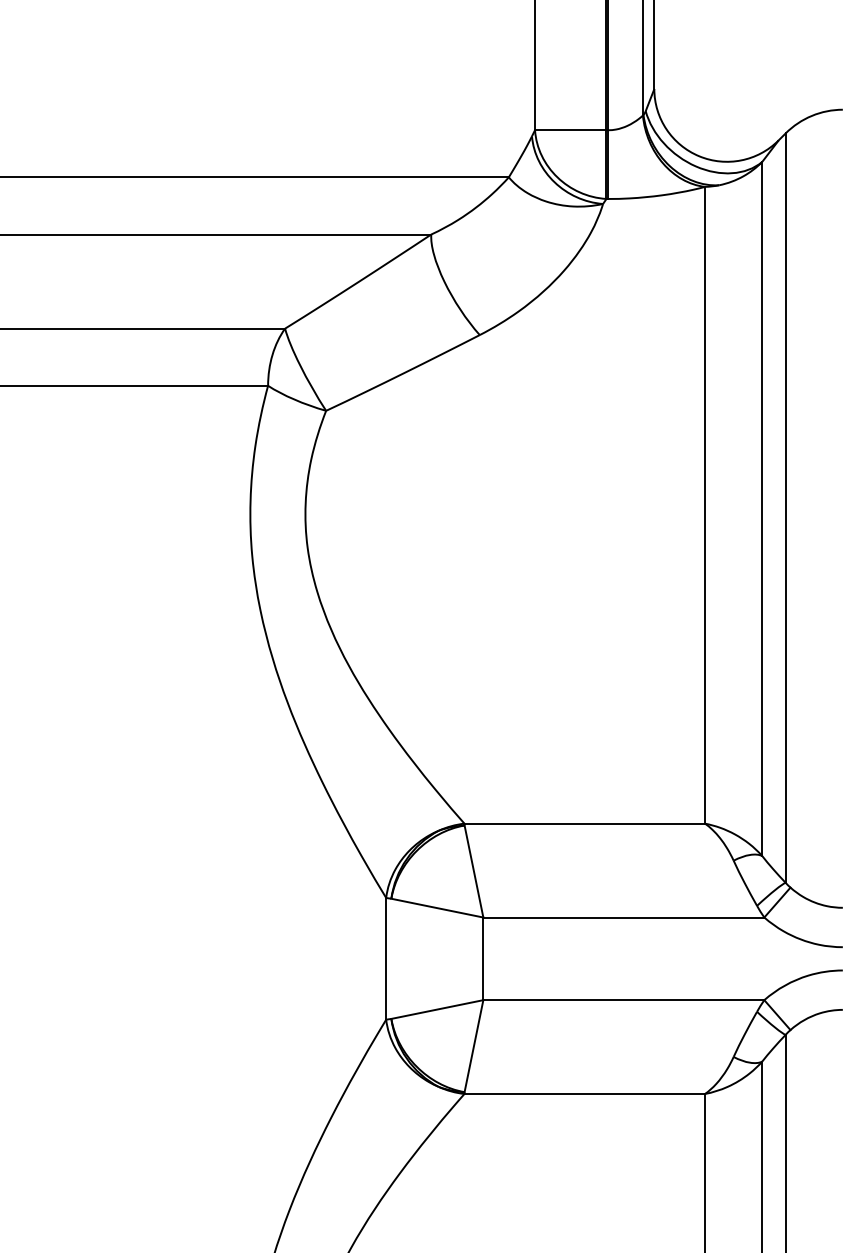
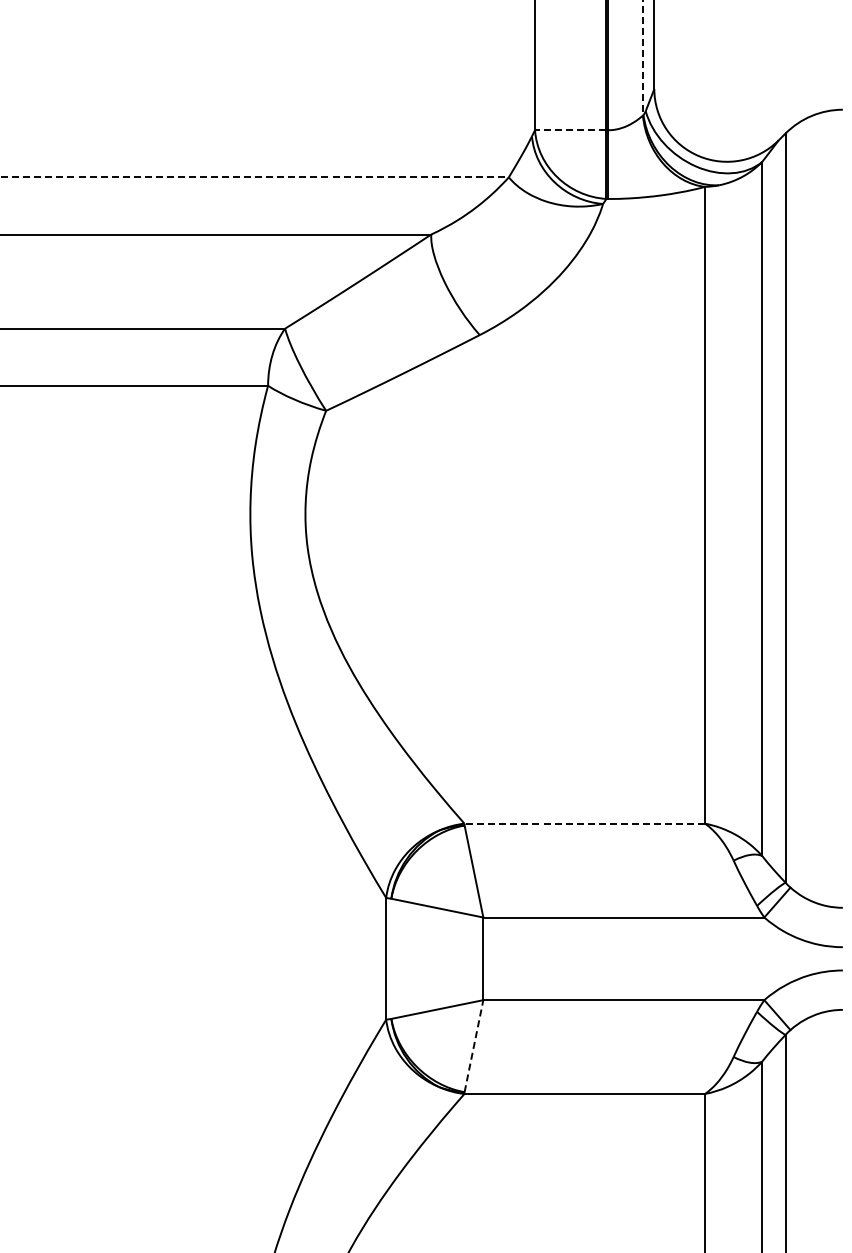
line: solid -> dashed (643, 58)
line: solid -> dashed (570, 130)
line: solid -> dashed (254, 177)
line: solid -> dashed (584, 823)
line: solid -> dashed (473, 1046)
